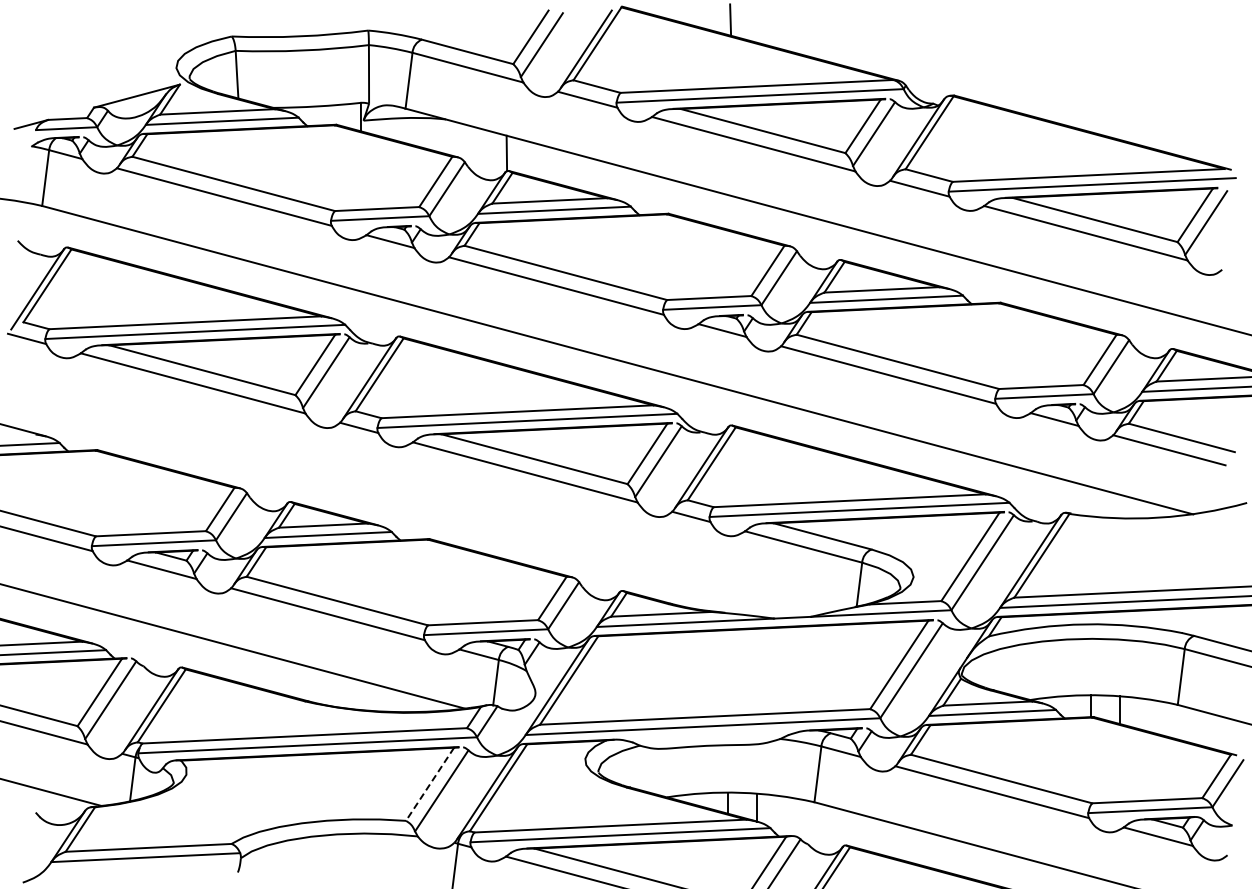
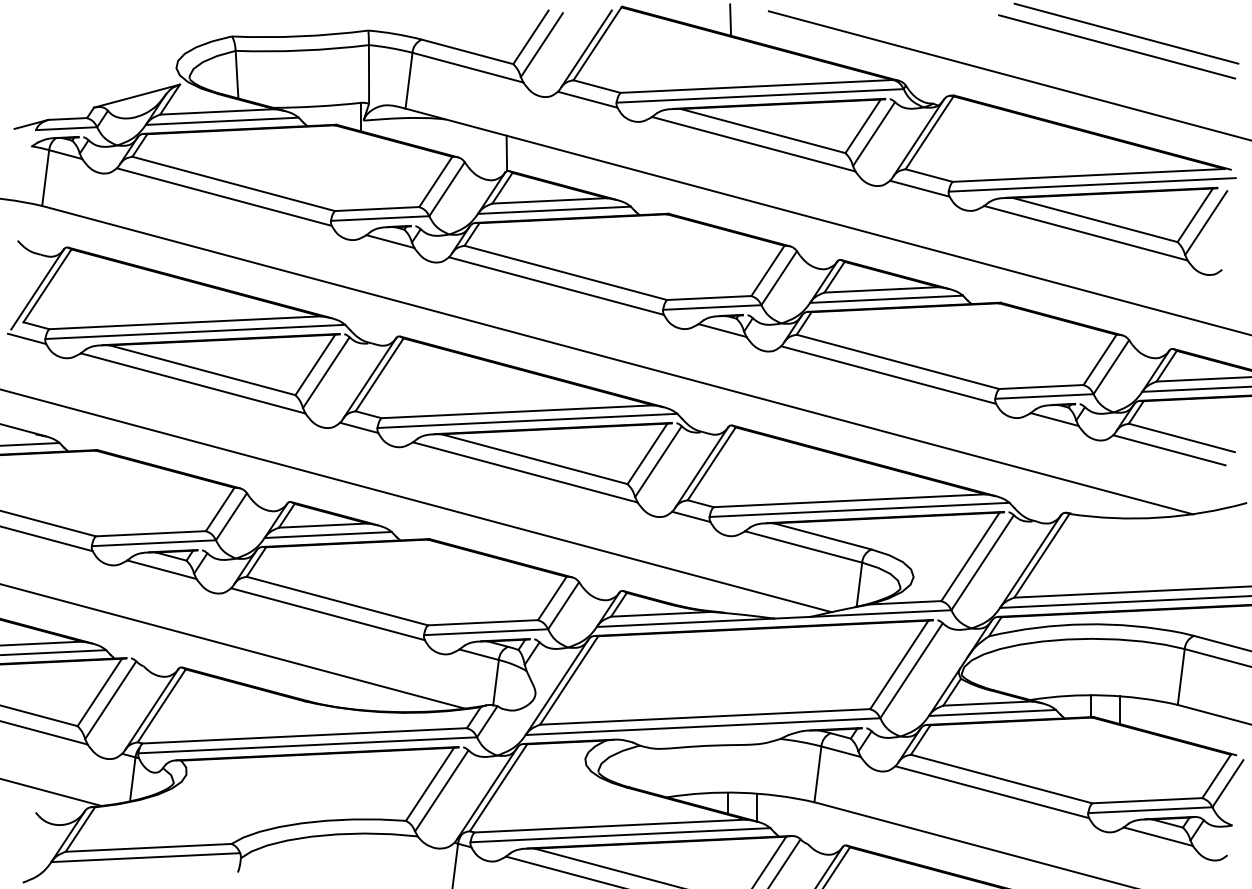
line: none -> present (1126, 33)
line: none -> present (1117, 46)
line: none -> present (1008, 75)
line: none -> present (416, 501)
line: dashed -> solid (430, 784)
